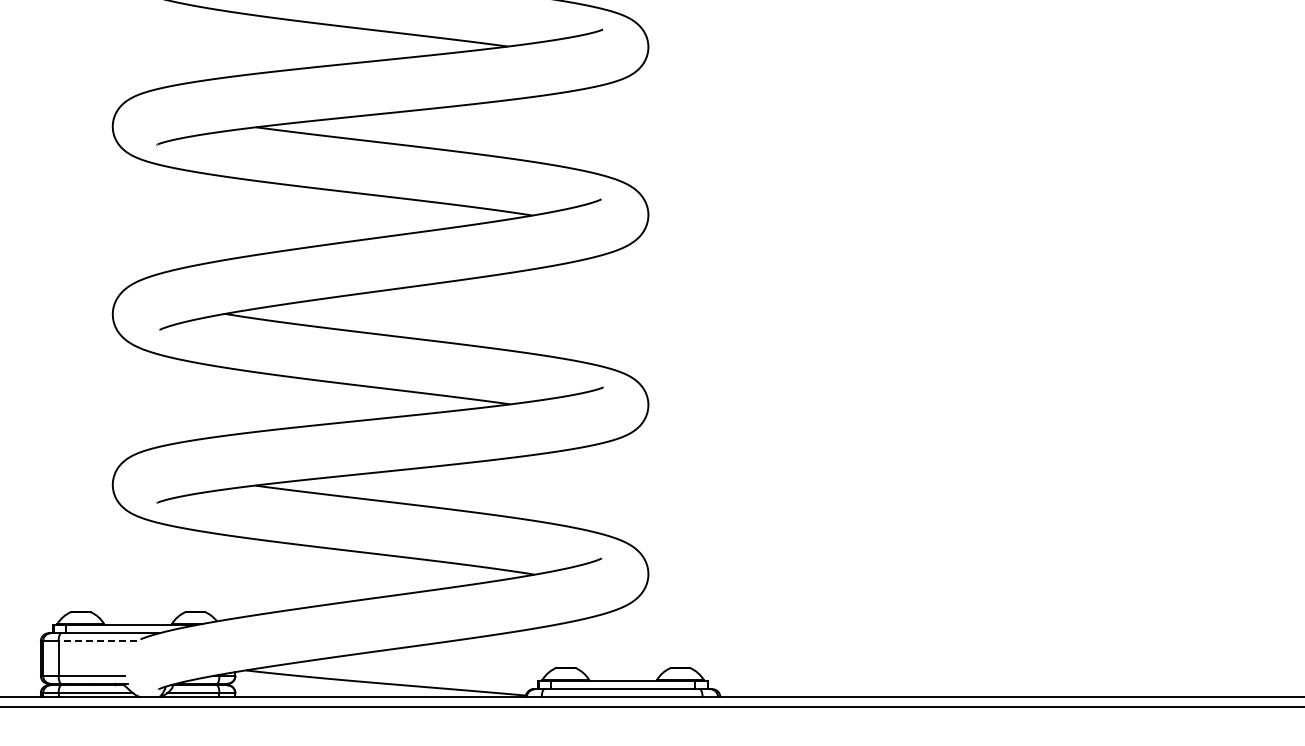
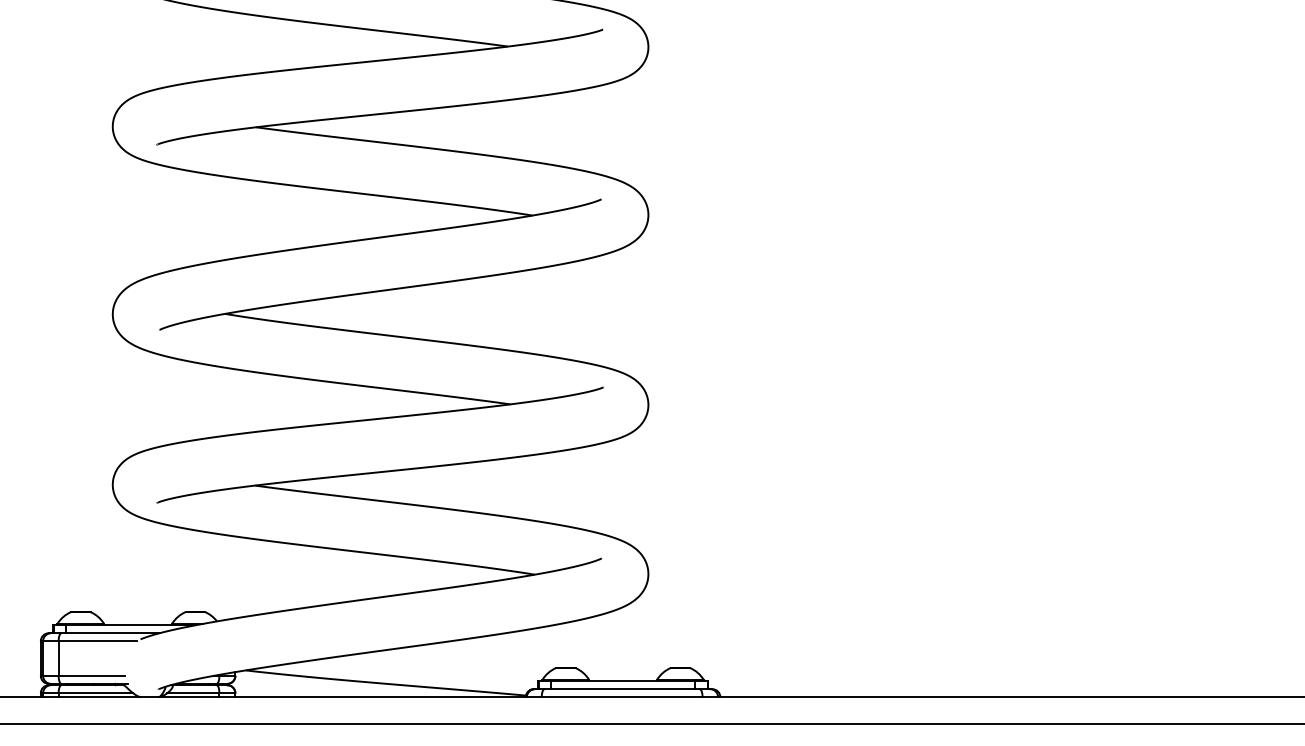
line: dashed -> solid (97, 641)
line position: (651, 706) -> (651, 723) (651, 723)
